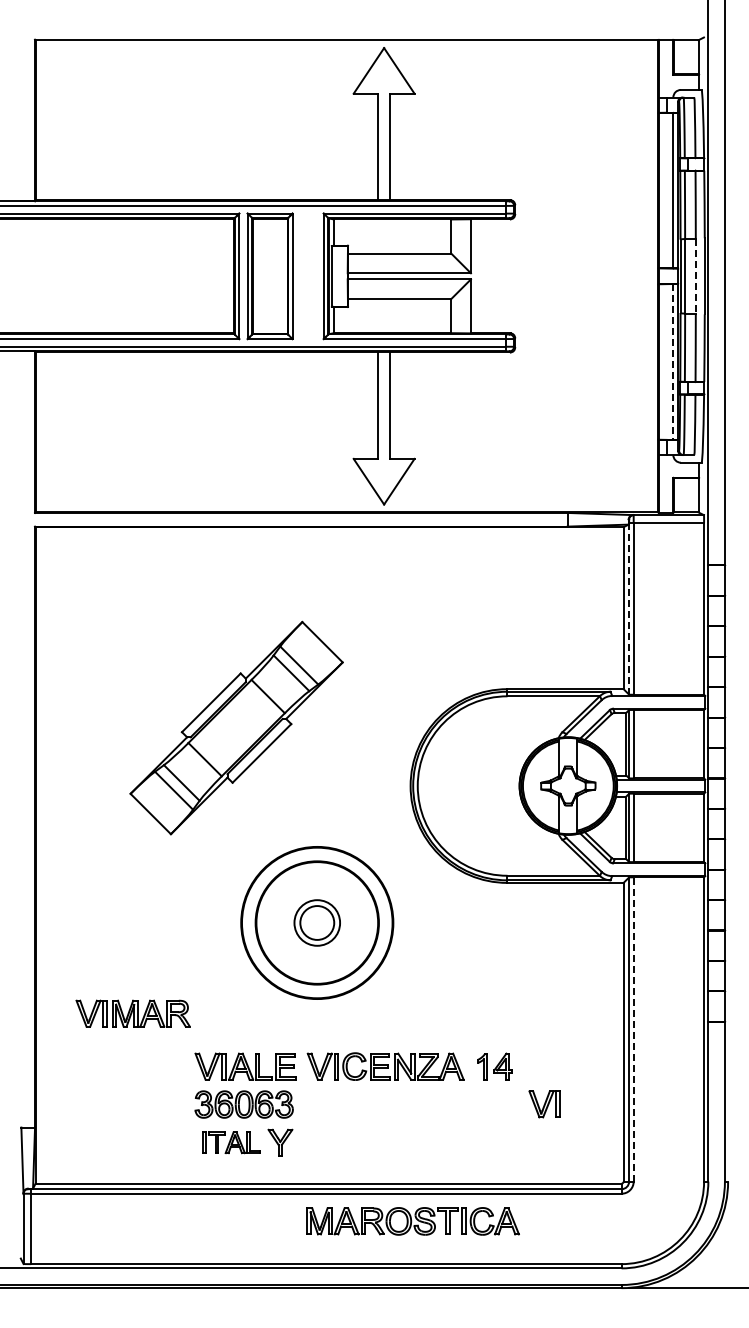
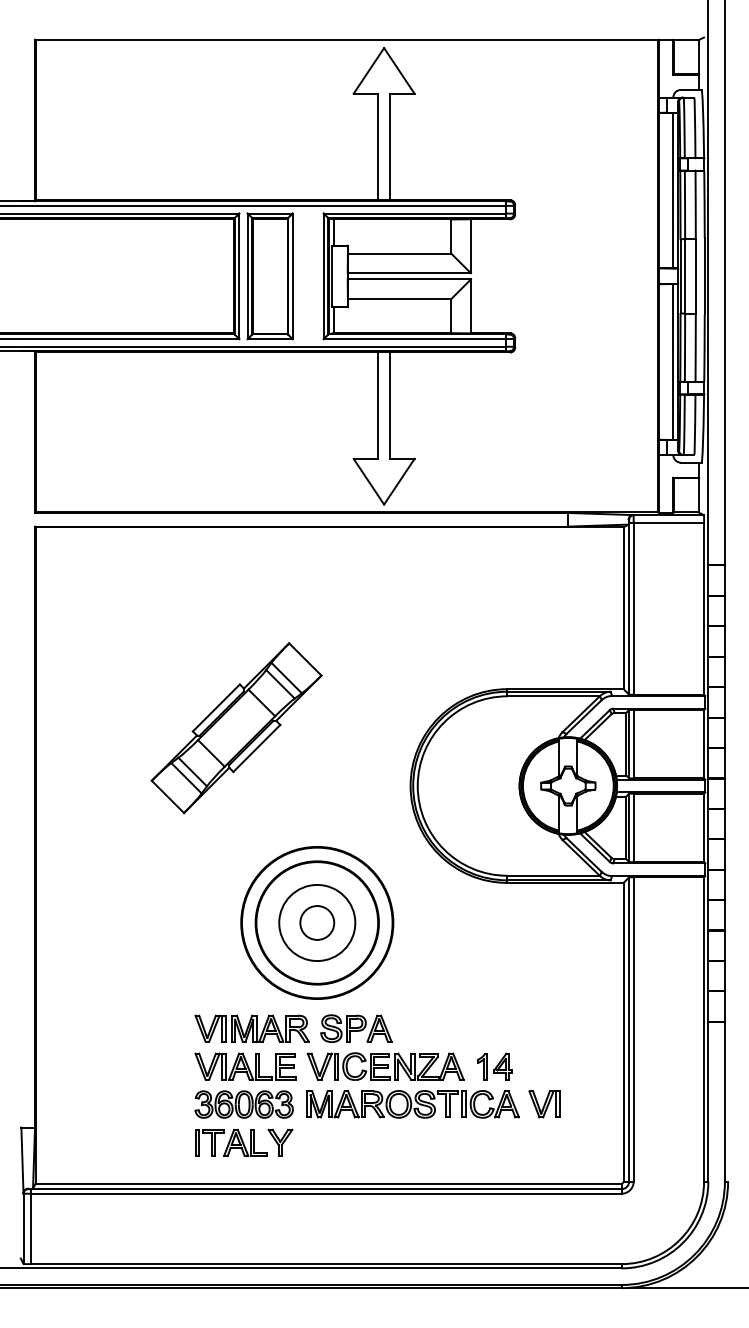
line: dashed -> solid (695, 276)
line: dashed -> solid (673, 361)
line: dashed -> solid (629, 608)
part size: 215x216 px -> 173x173 px (236, 728)
circle diameter: 46 px -> 76 px (317, 922)
part position: (132, 1013) -> (251, 1028) (251, 1028)
part: none -> present (356, 1028)
line: dashed -> solid (633, 1028)
part size: 59x24 px -> 73x29 px (231, 1142)
part position: (412, 1221) -> (412, 1104) (412, 1104)
